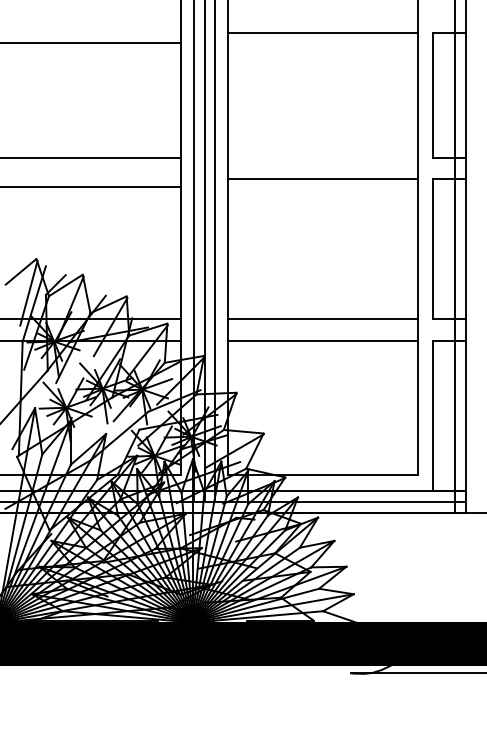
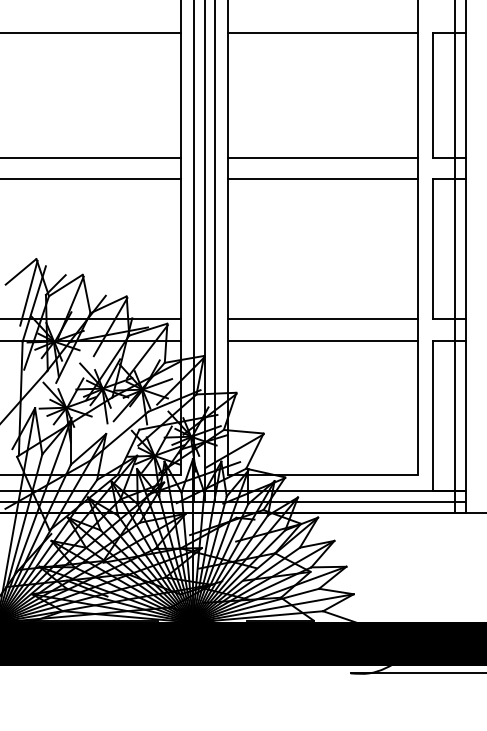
line position: (91, 42) -> (91, 32) (91, 32)
line: none -> present (322, 157)
line position: (91, 187) -> (91, 179) (91, 179)
